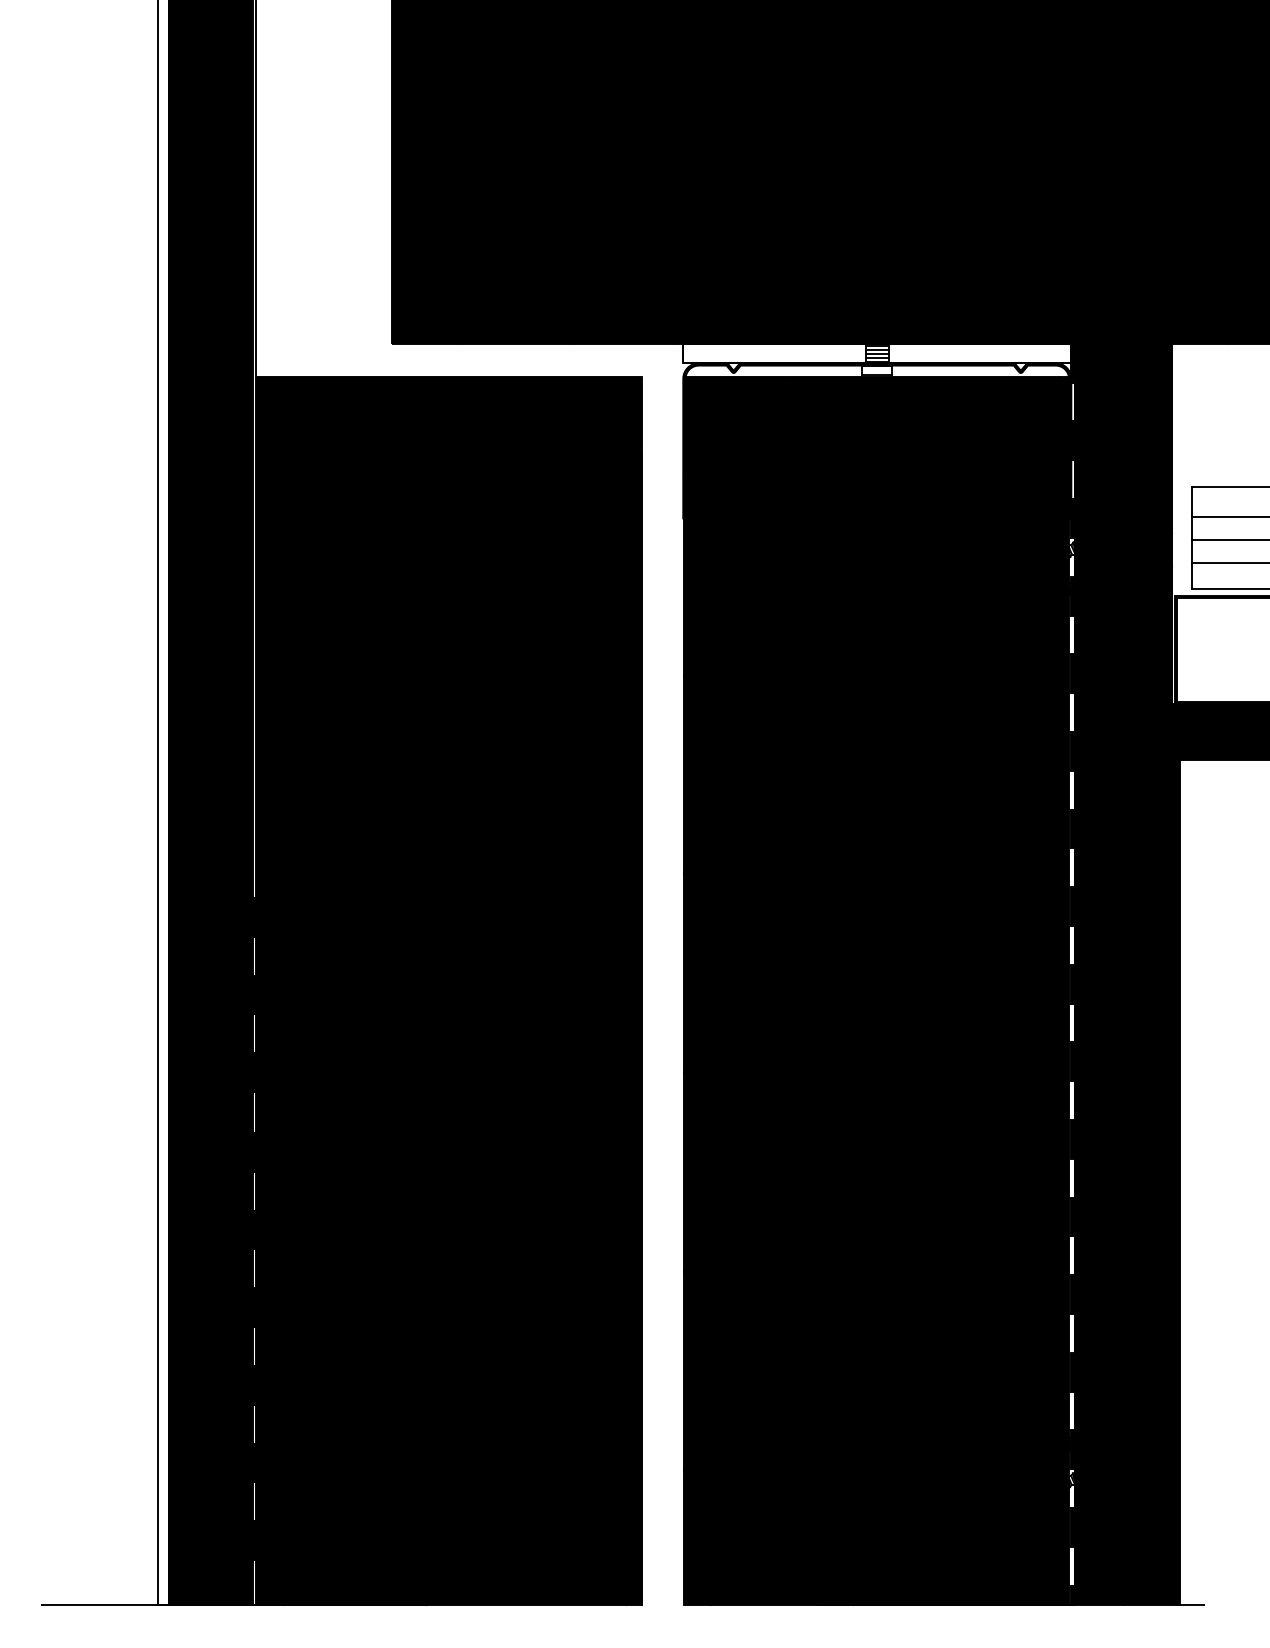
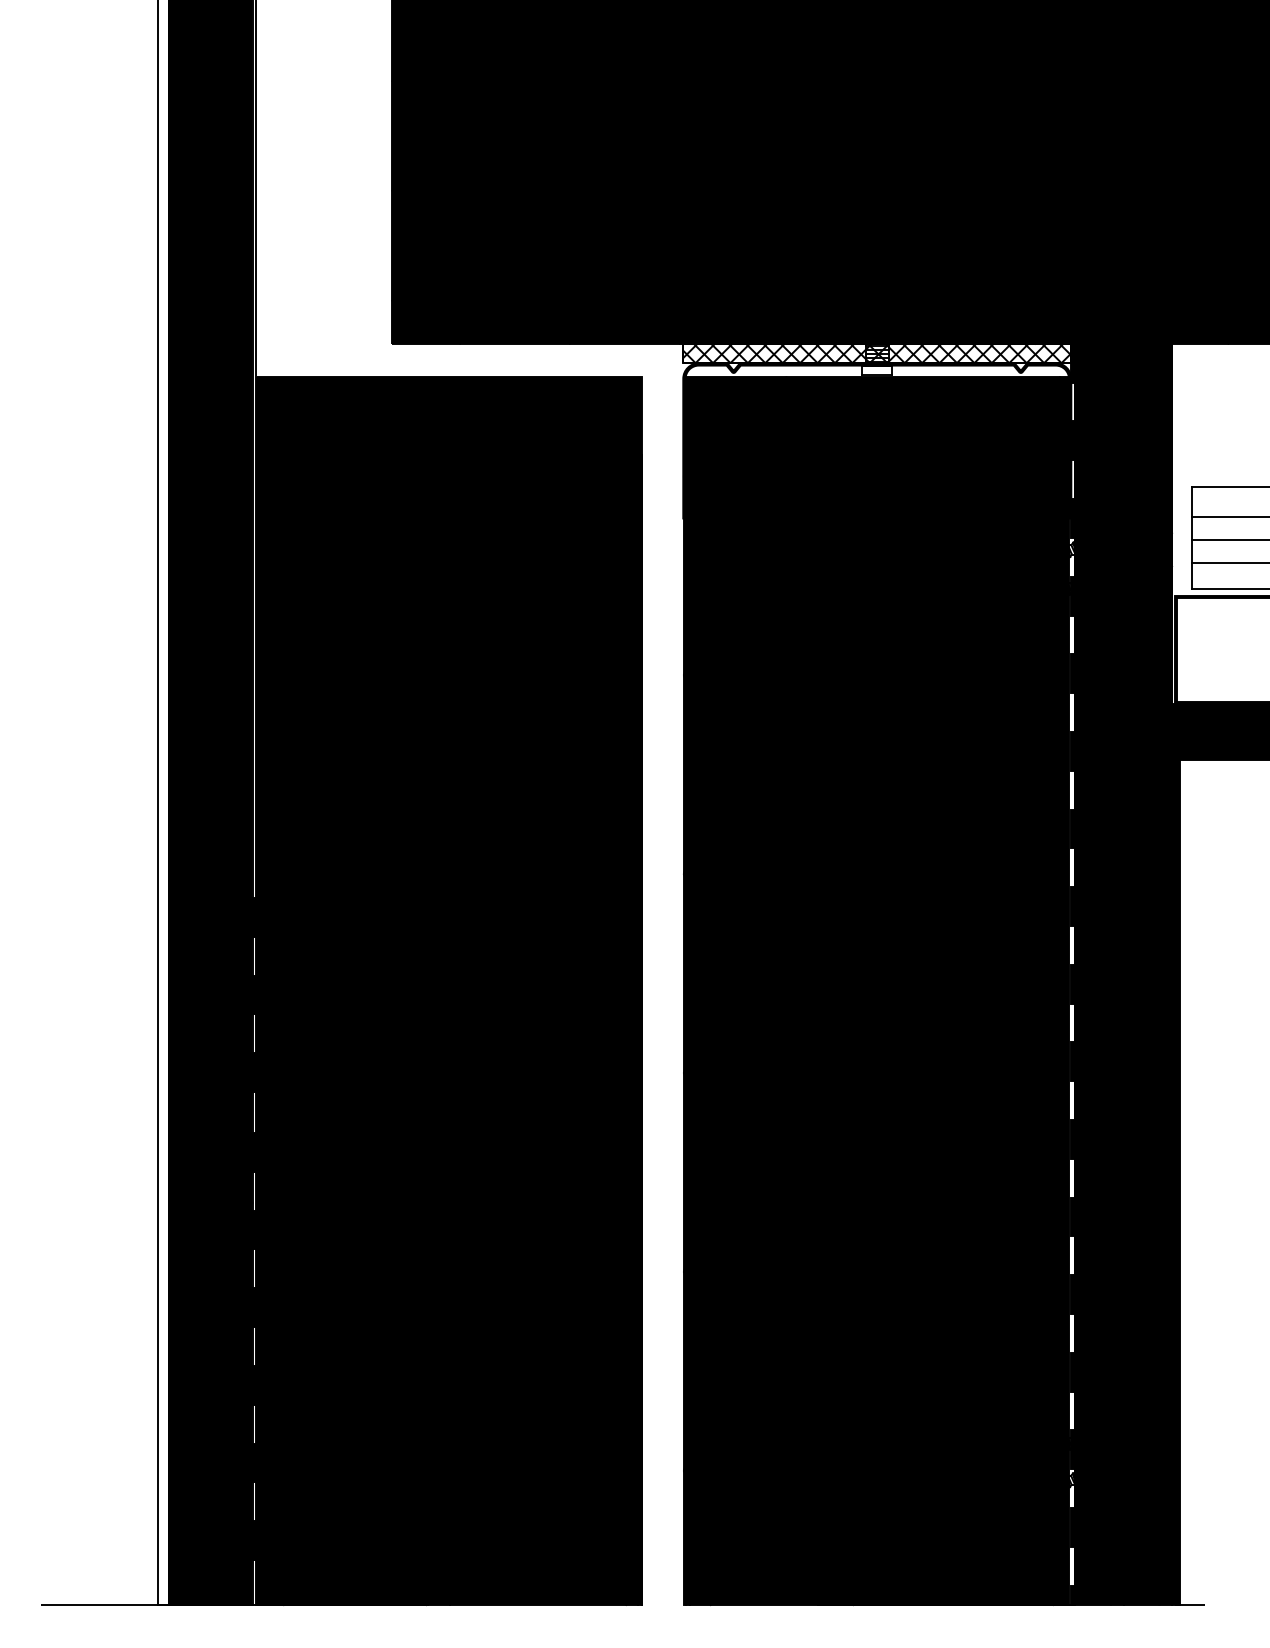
hatch: none -> present (877, 353)
